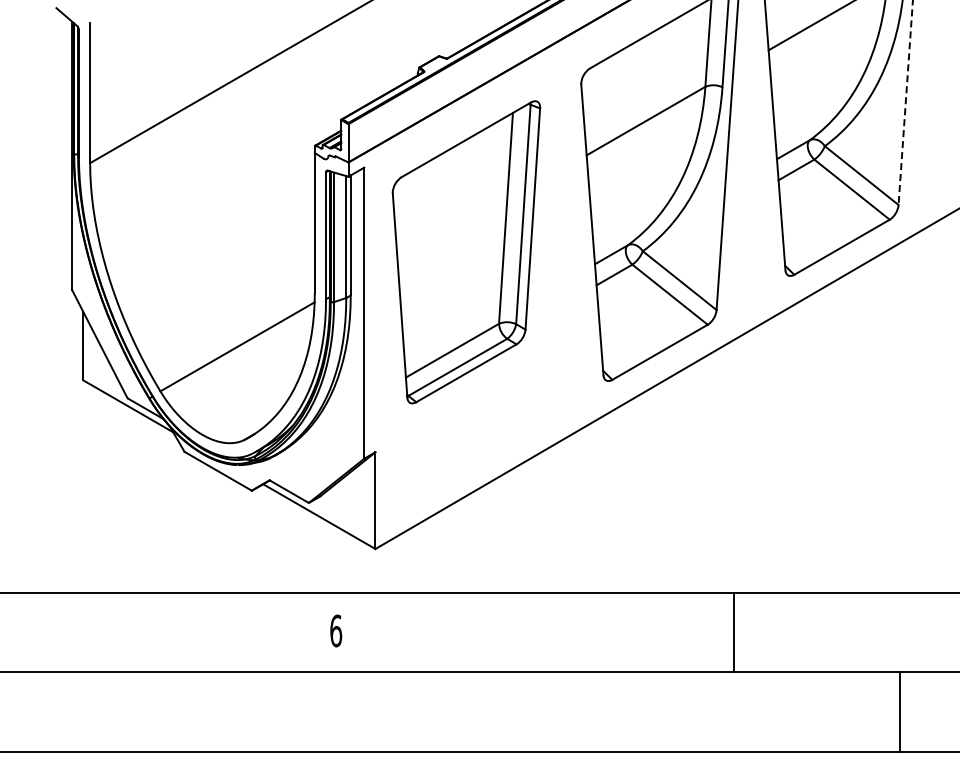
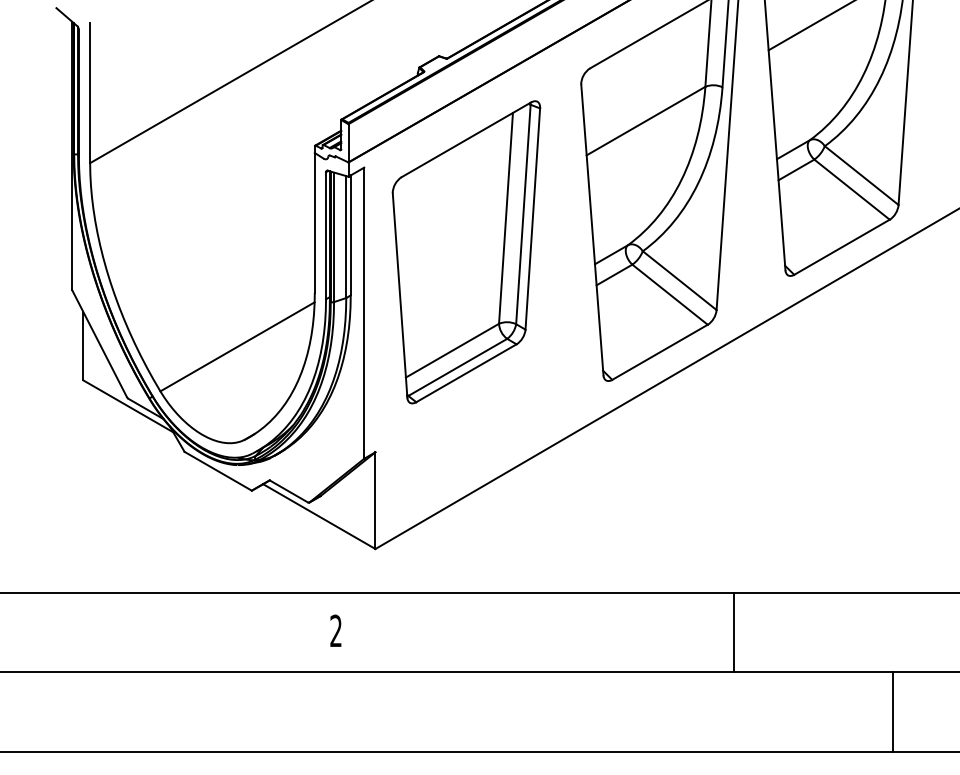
line: dashed -> solid (905, 102)
text: 6 -> 2 (336, 630)
line position: (900, 711) -> (893, 711) (893, 711)
